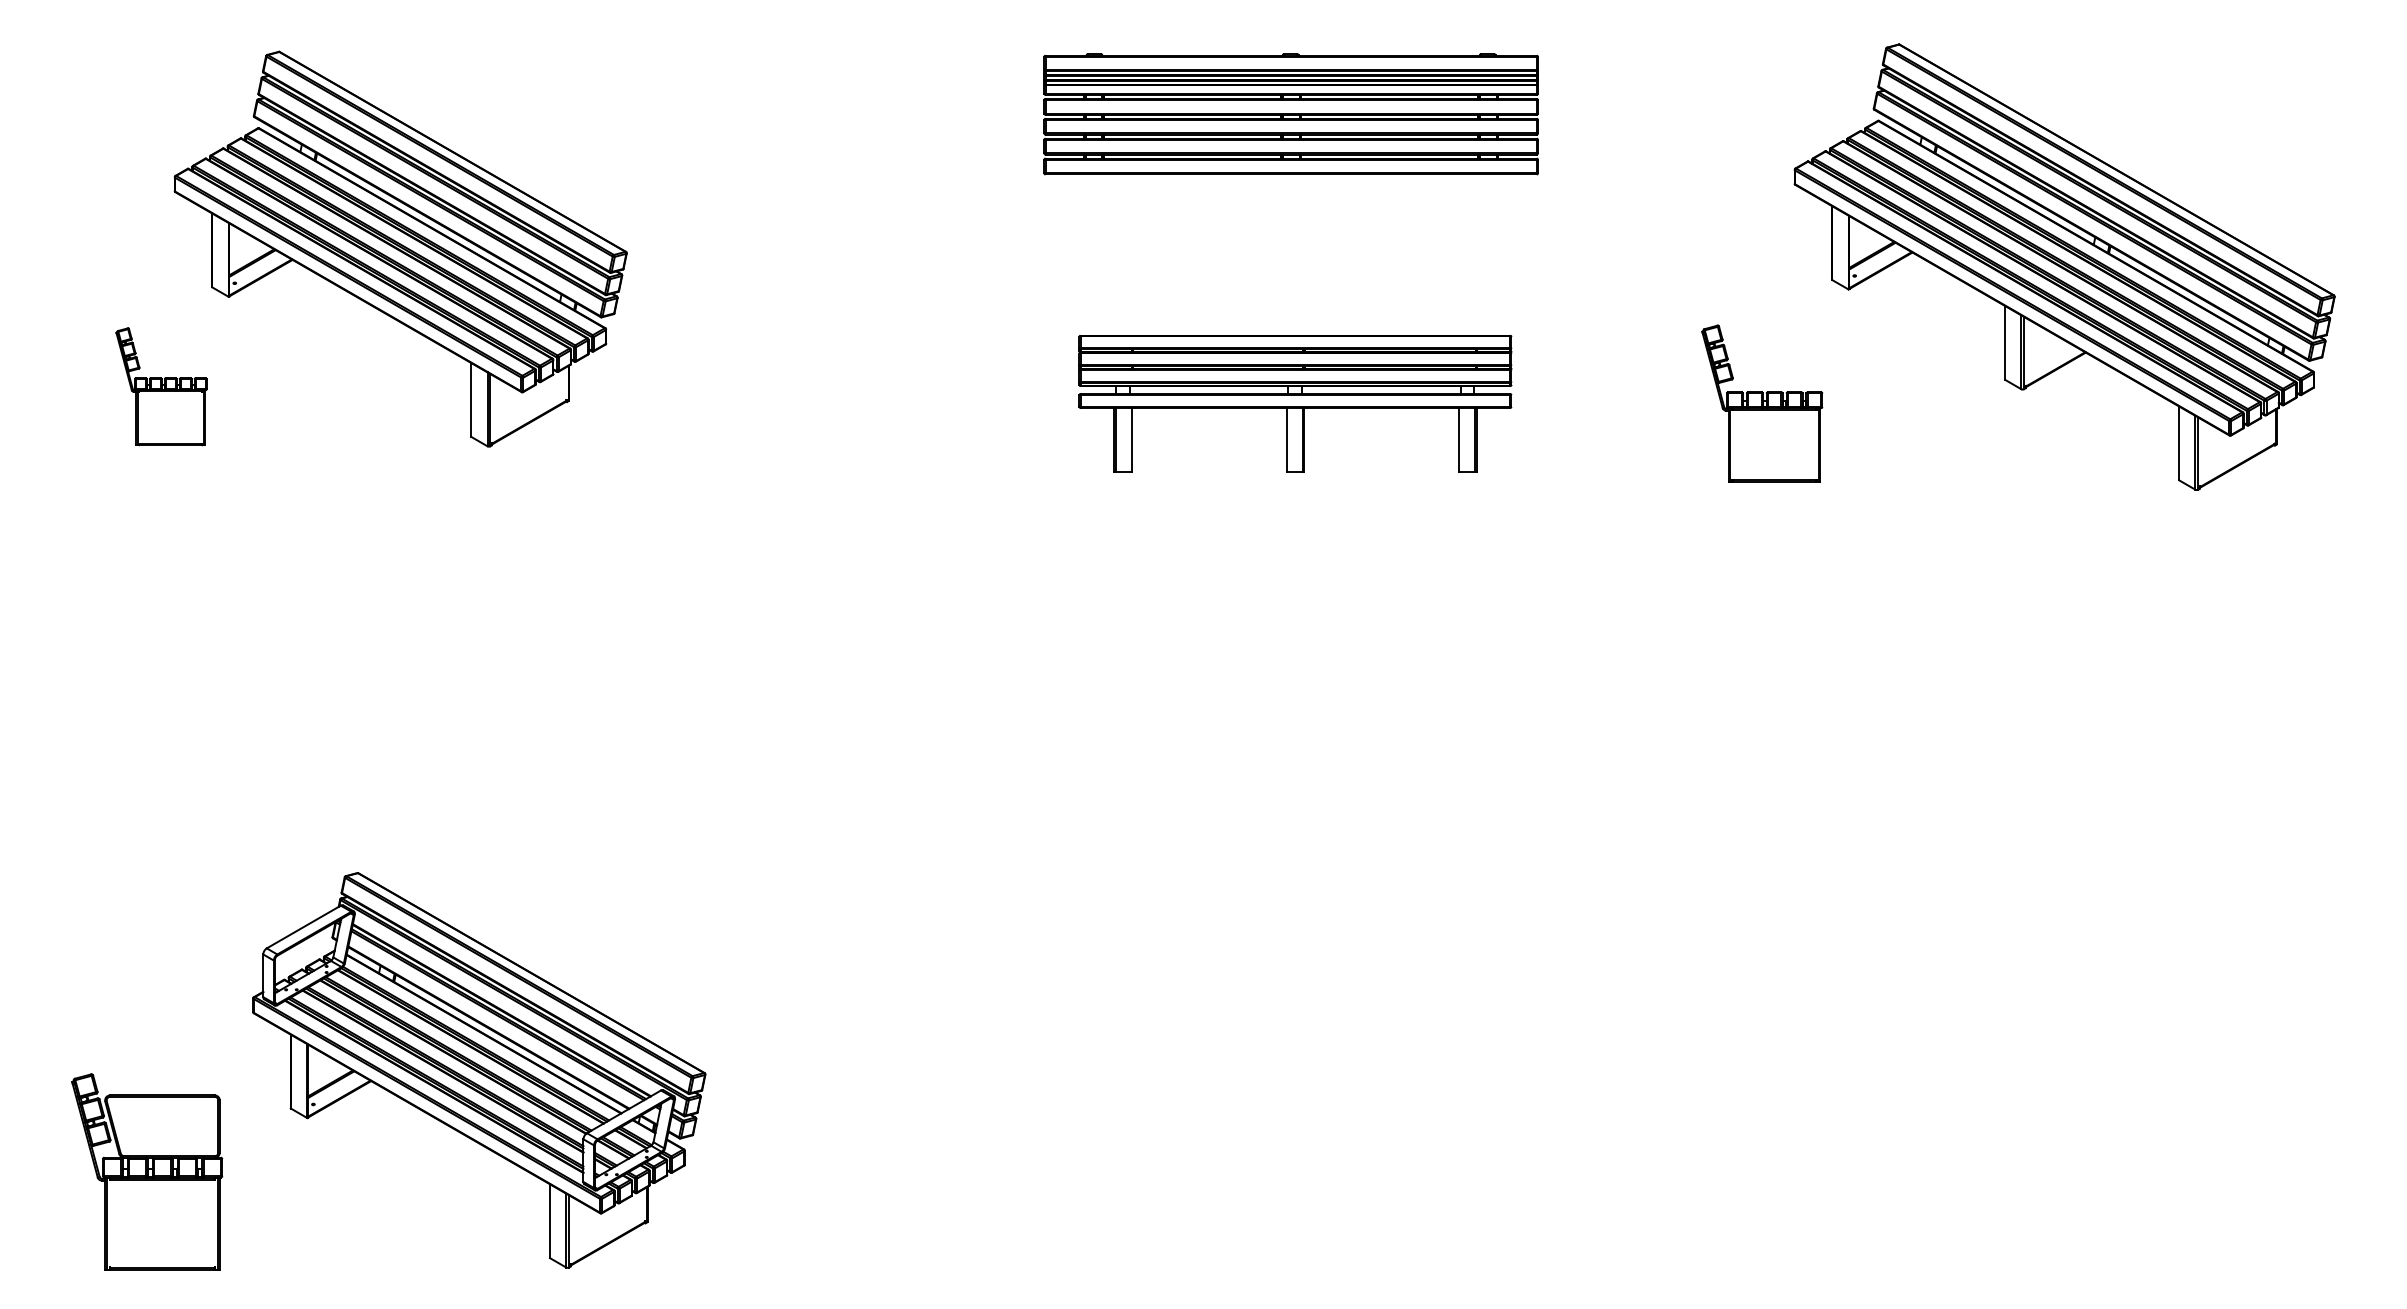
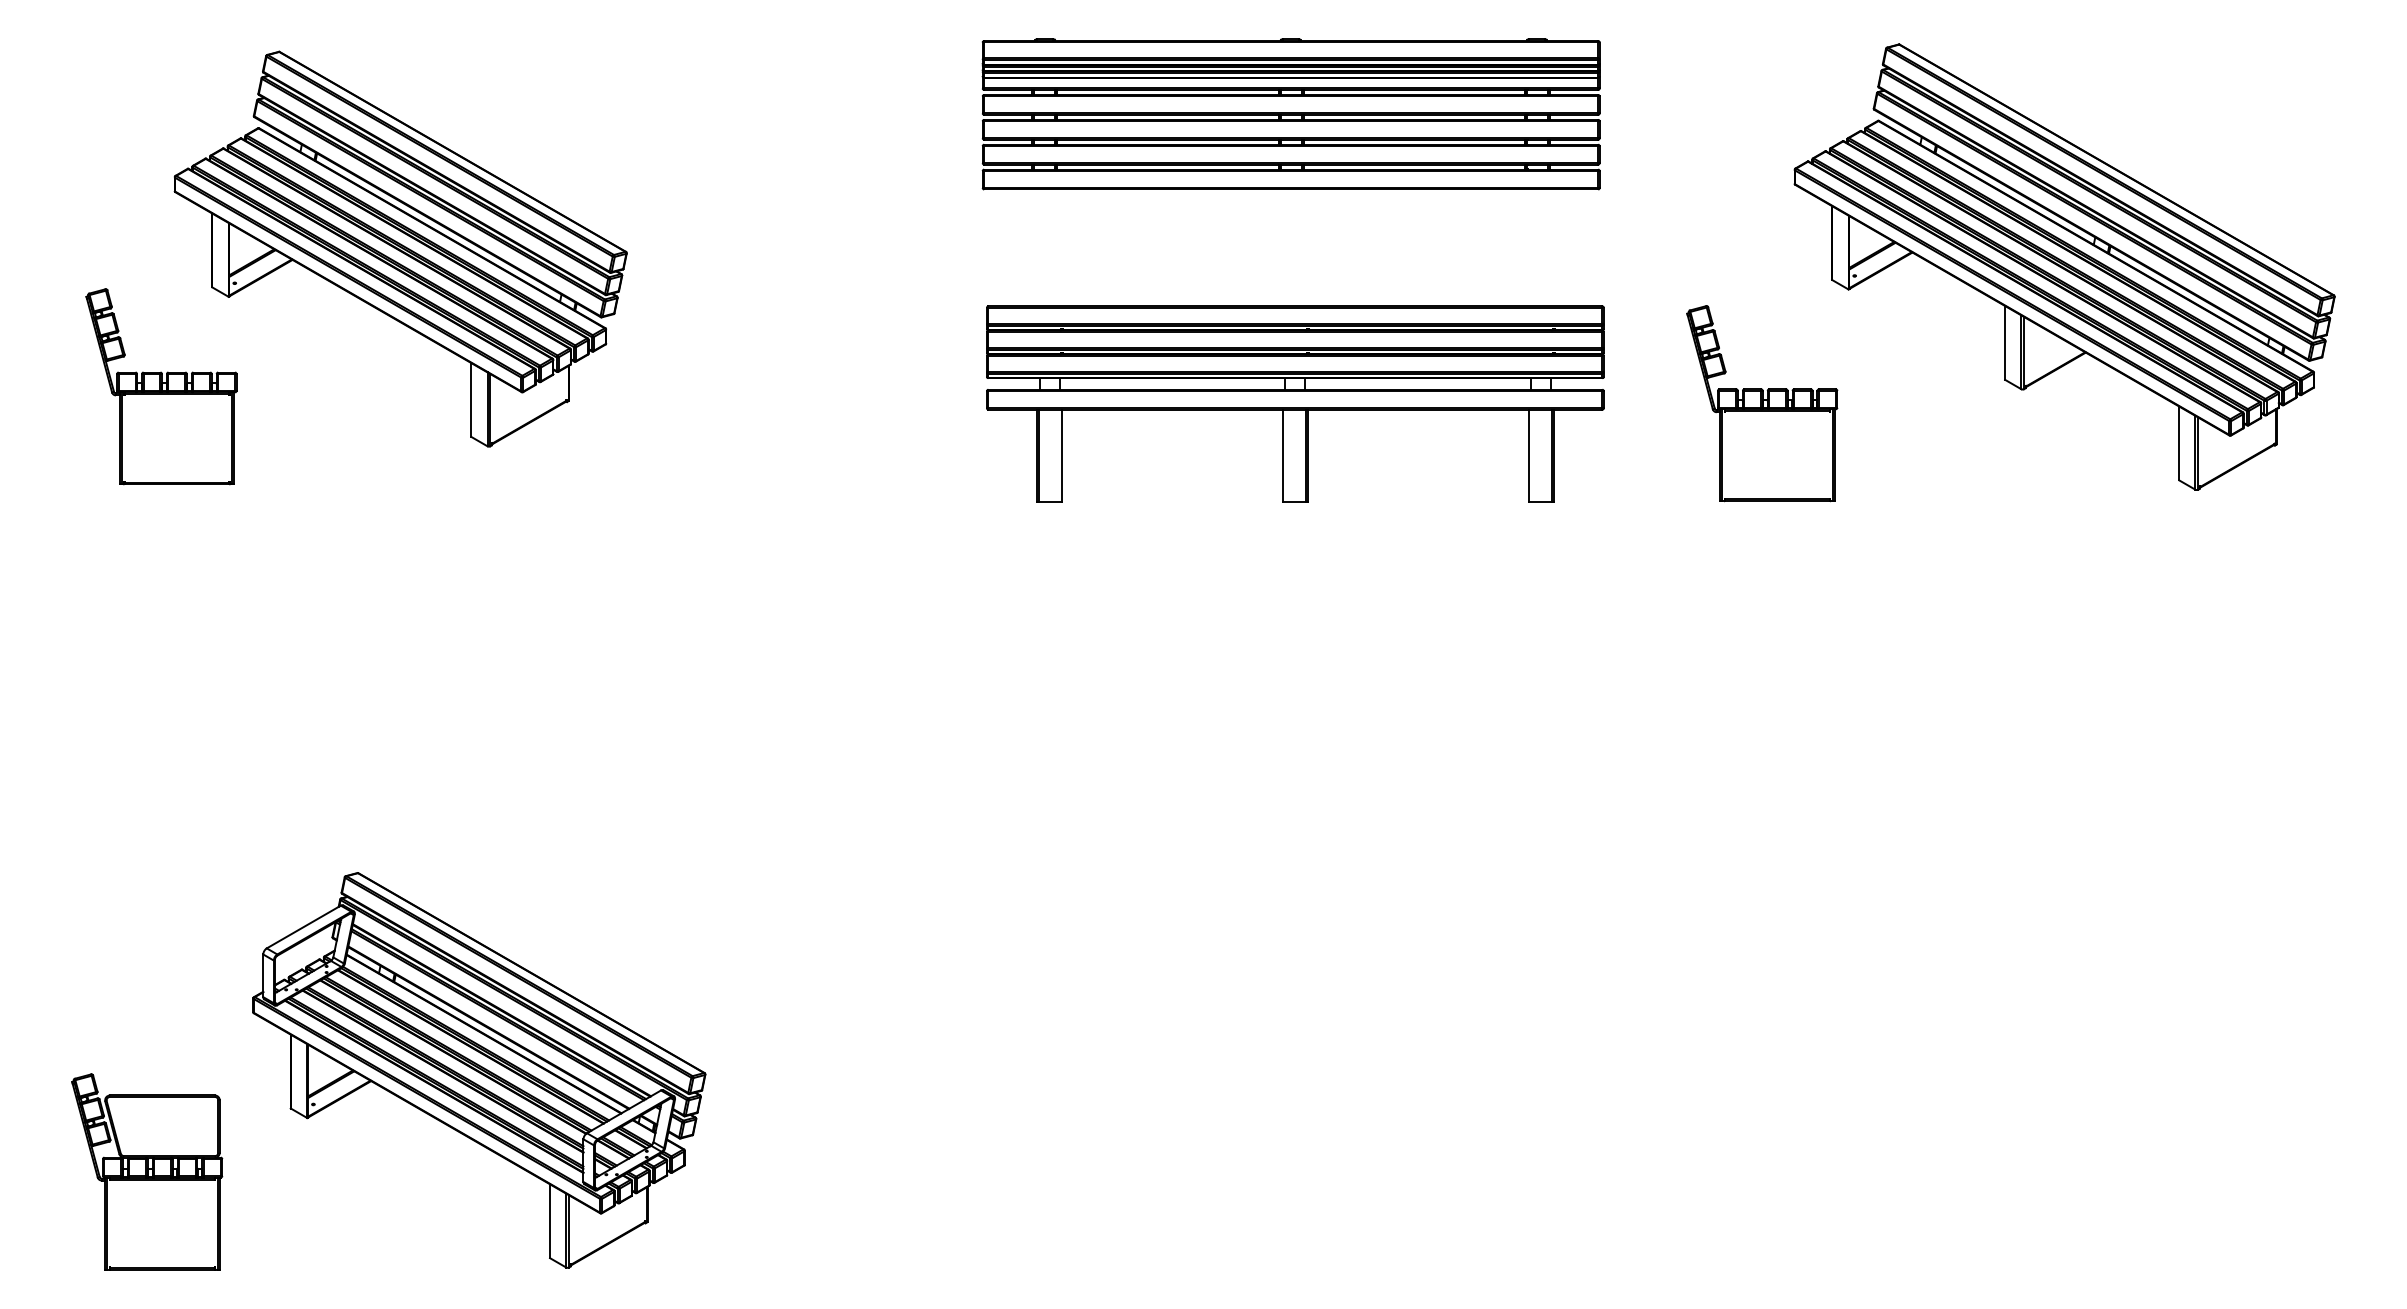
part size: 496x123 px -> 620x153 px (1290, 114)
part size: 93x120 px -> 153x198 px (161, 386)
part size: 435x138 px -> 619x198 px (1295, 403)
part size: 123x159 px -> 153x198 px (1762, 403)
